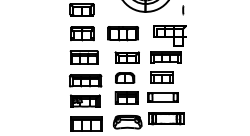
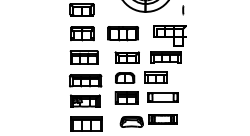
part position: (161, 77) -> (155, 77) (155, 77)
part size: 73x18 px -> 59x14 px (148, 120)
